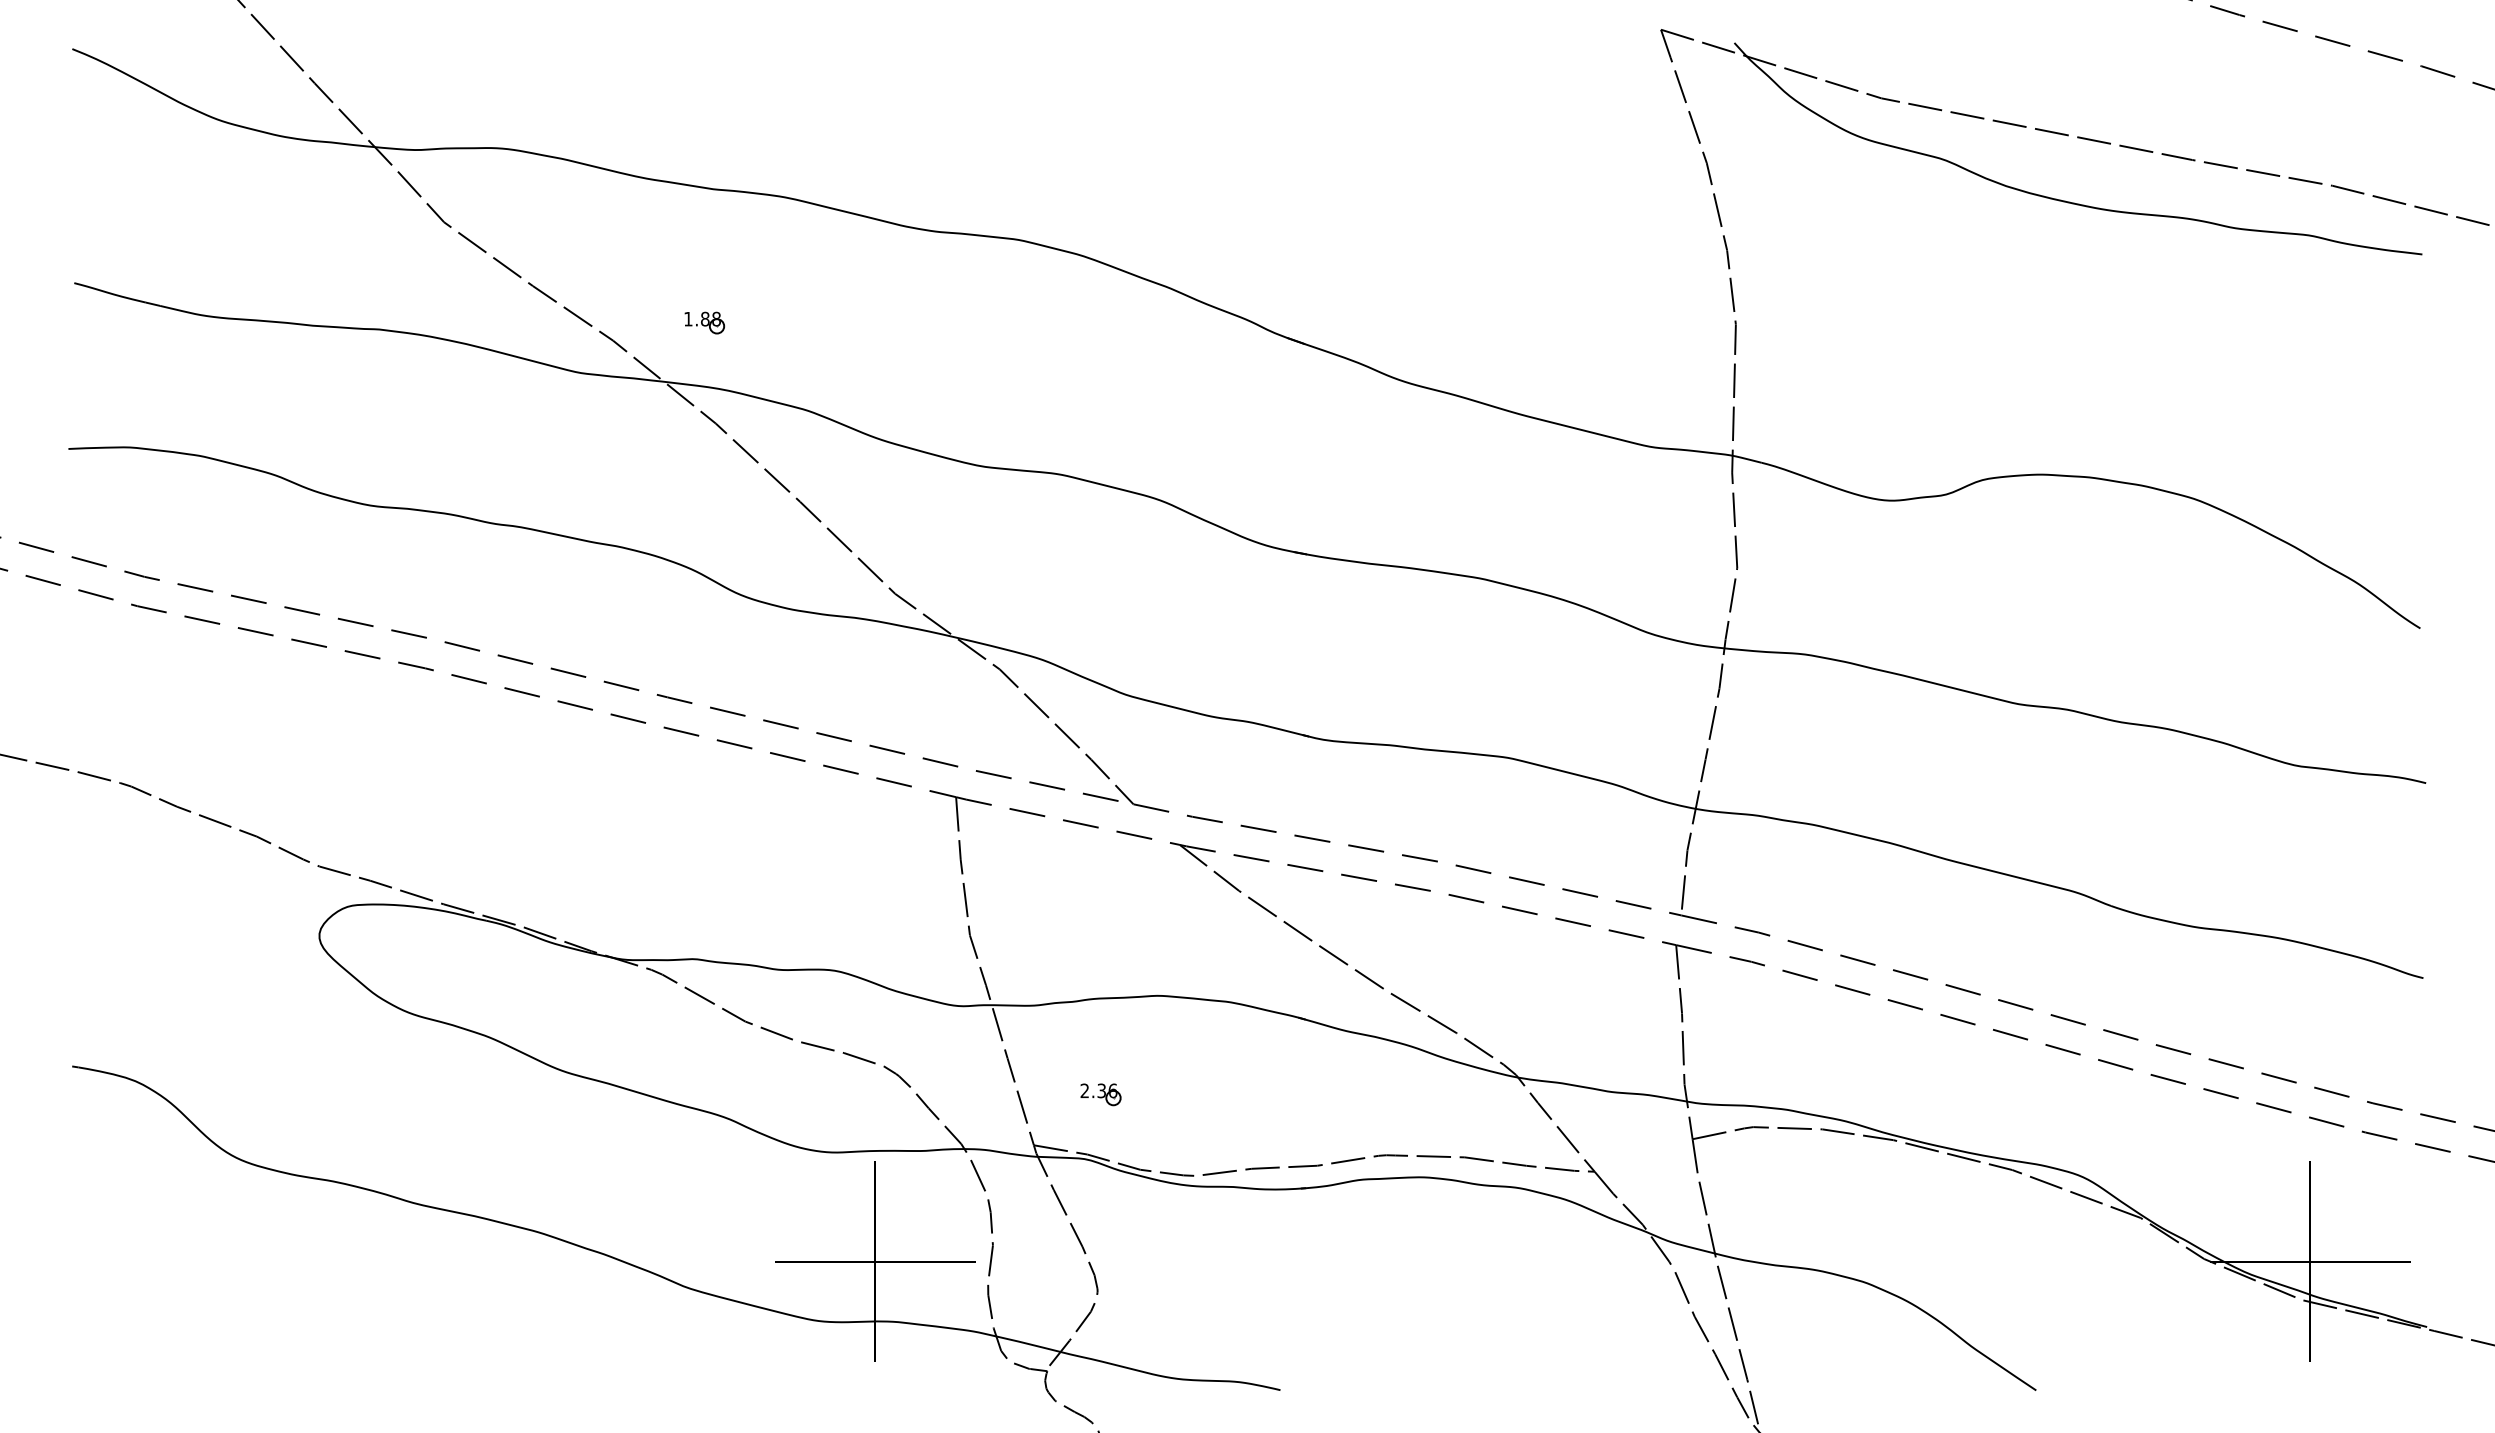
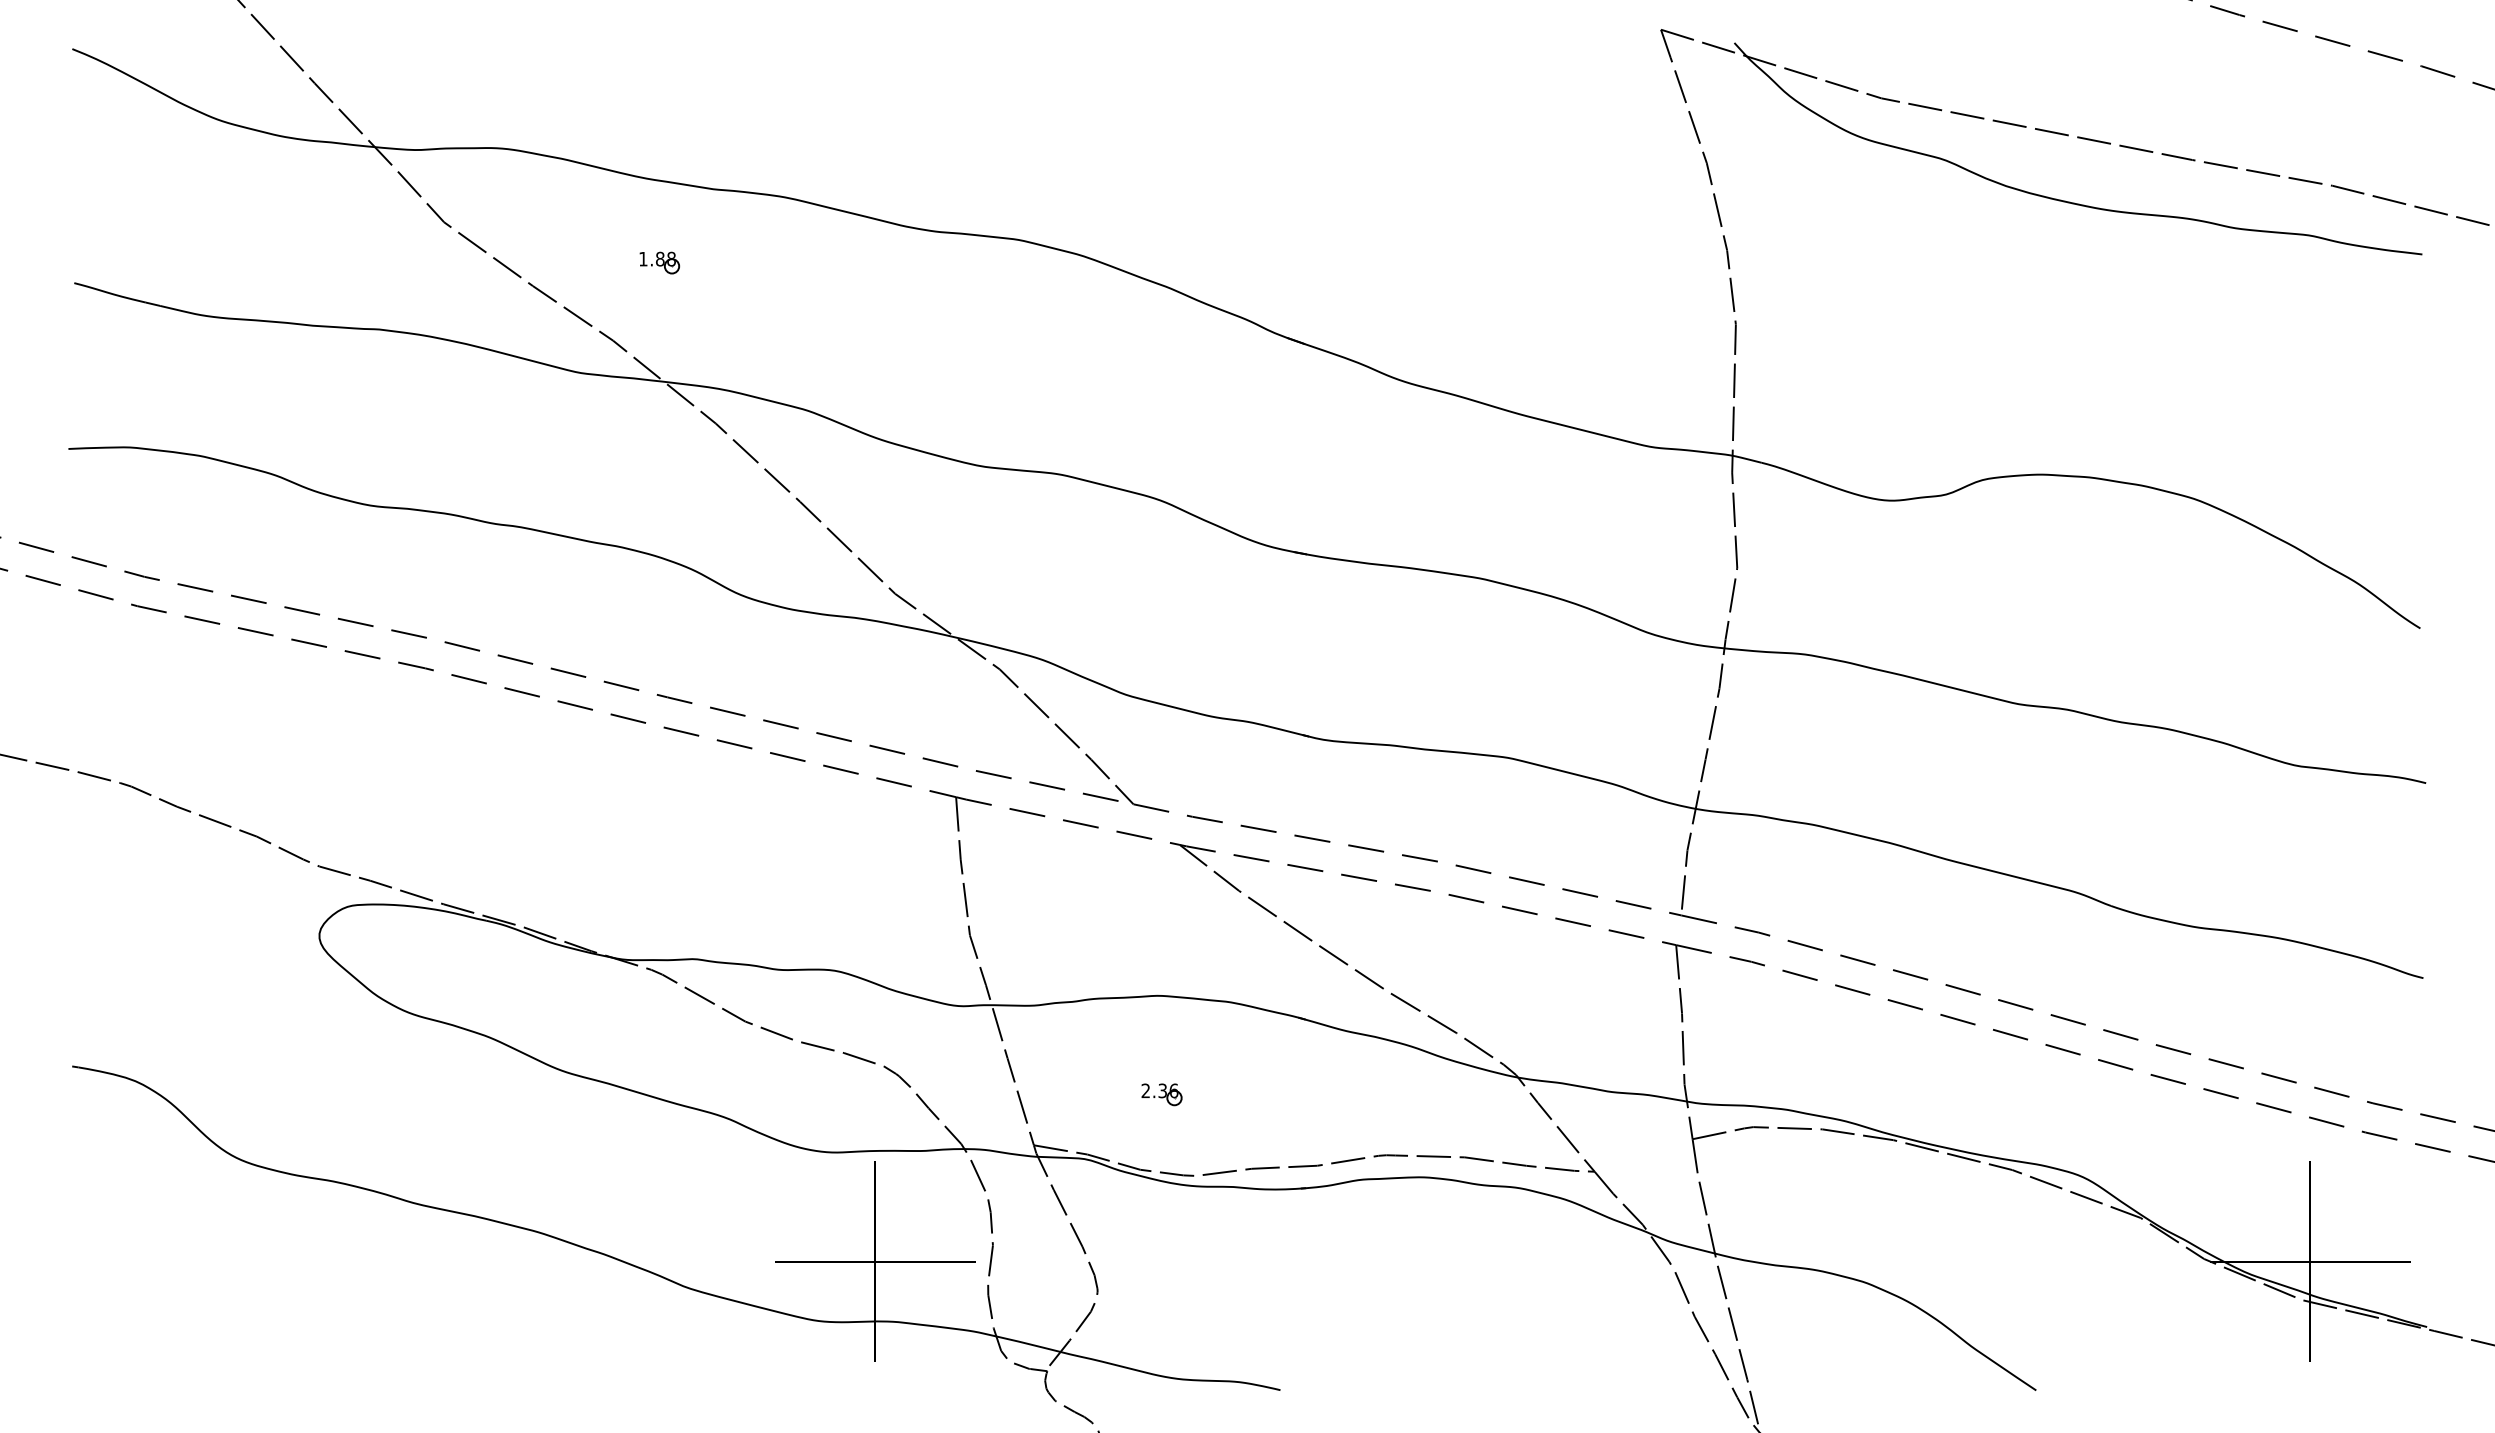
part position: (704, 322) -> (659, 262) (659, 262)
part position: (1100, 1094) -> (1161, 1094) (1161, 1094)
